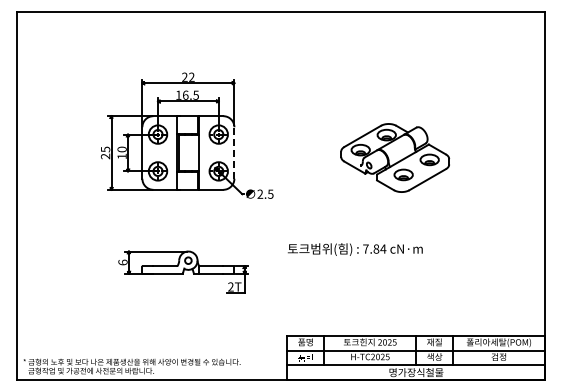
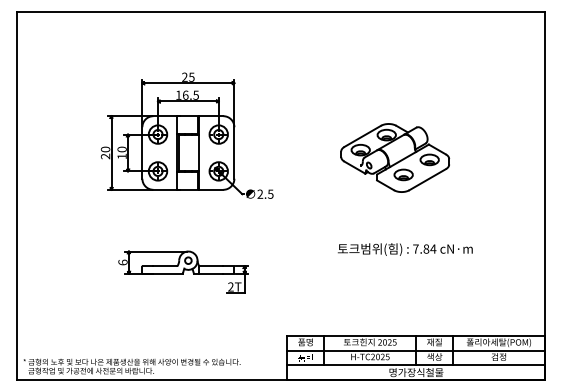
text: 22 -> 25 (191, 76)
text: 25 -> 20 (105, 149)
line: dashed -> solid (234, 153)
text position: (354, 249) -> (404, 249) (404, 249)
